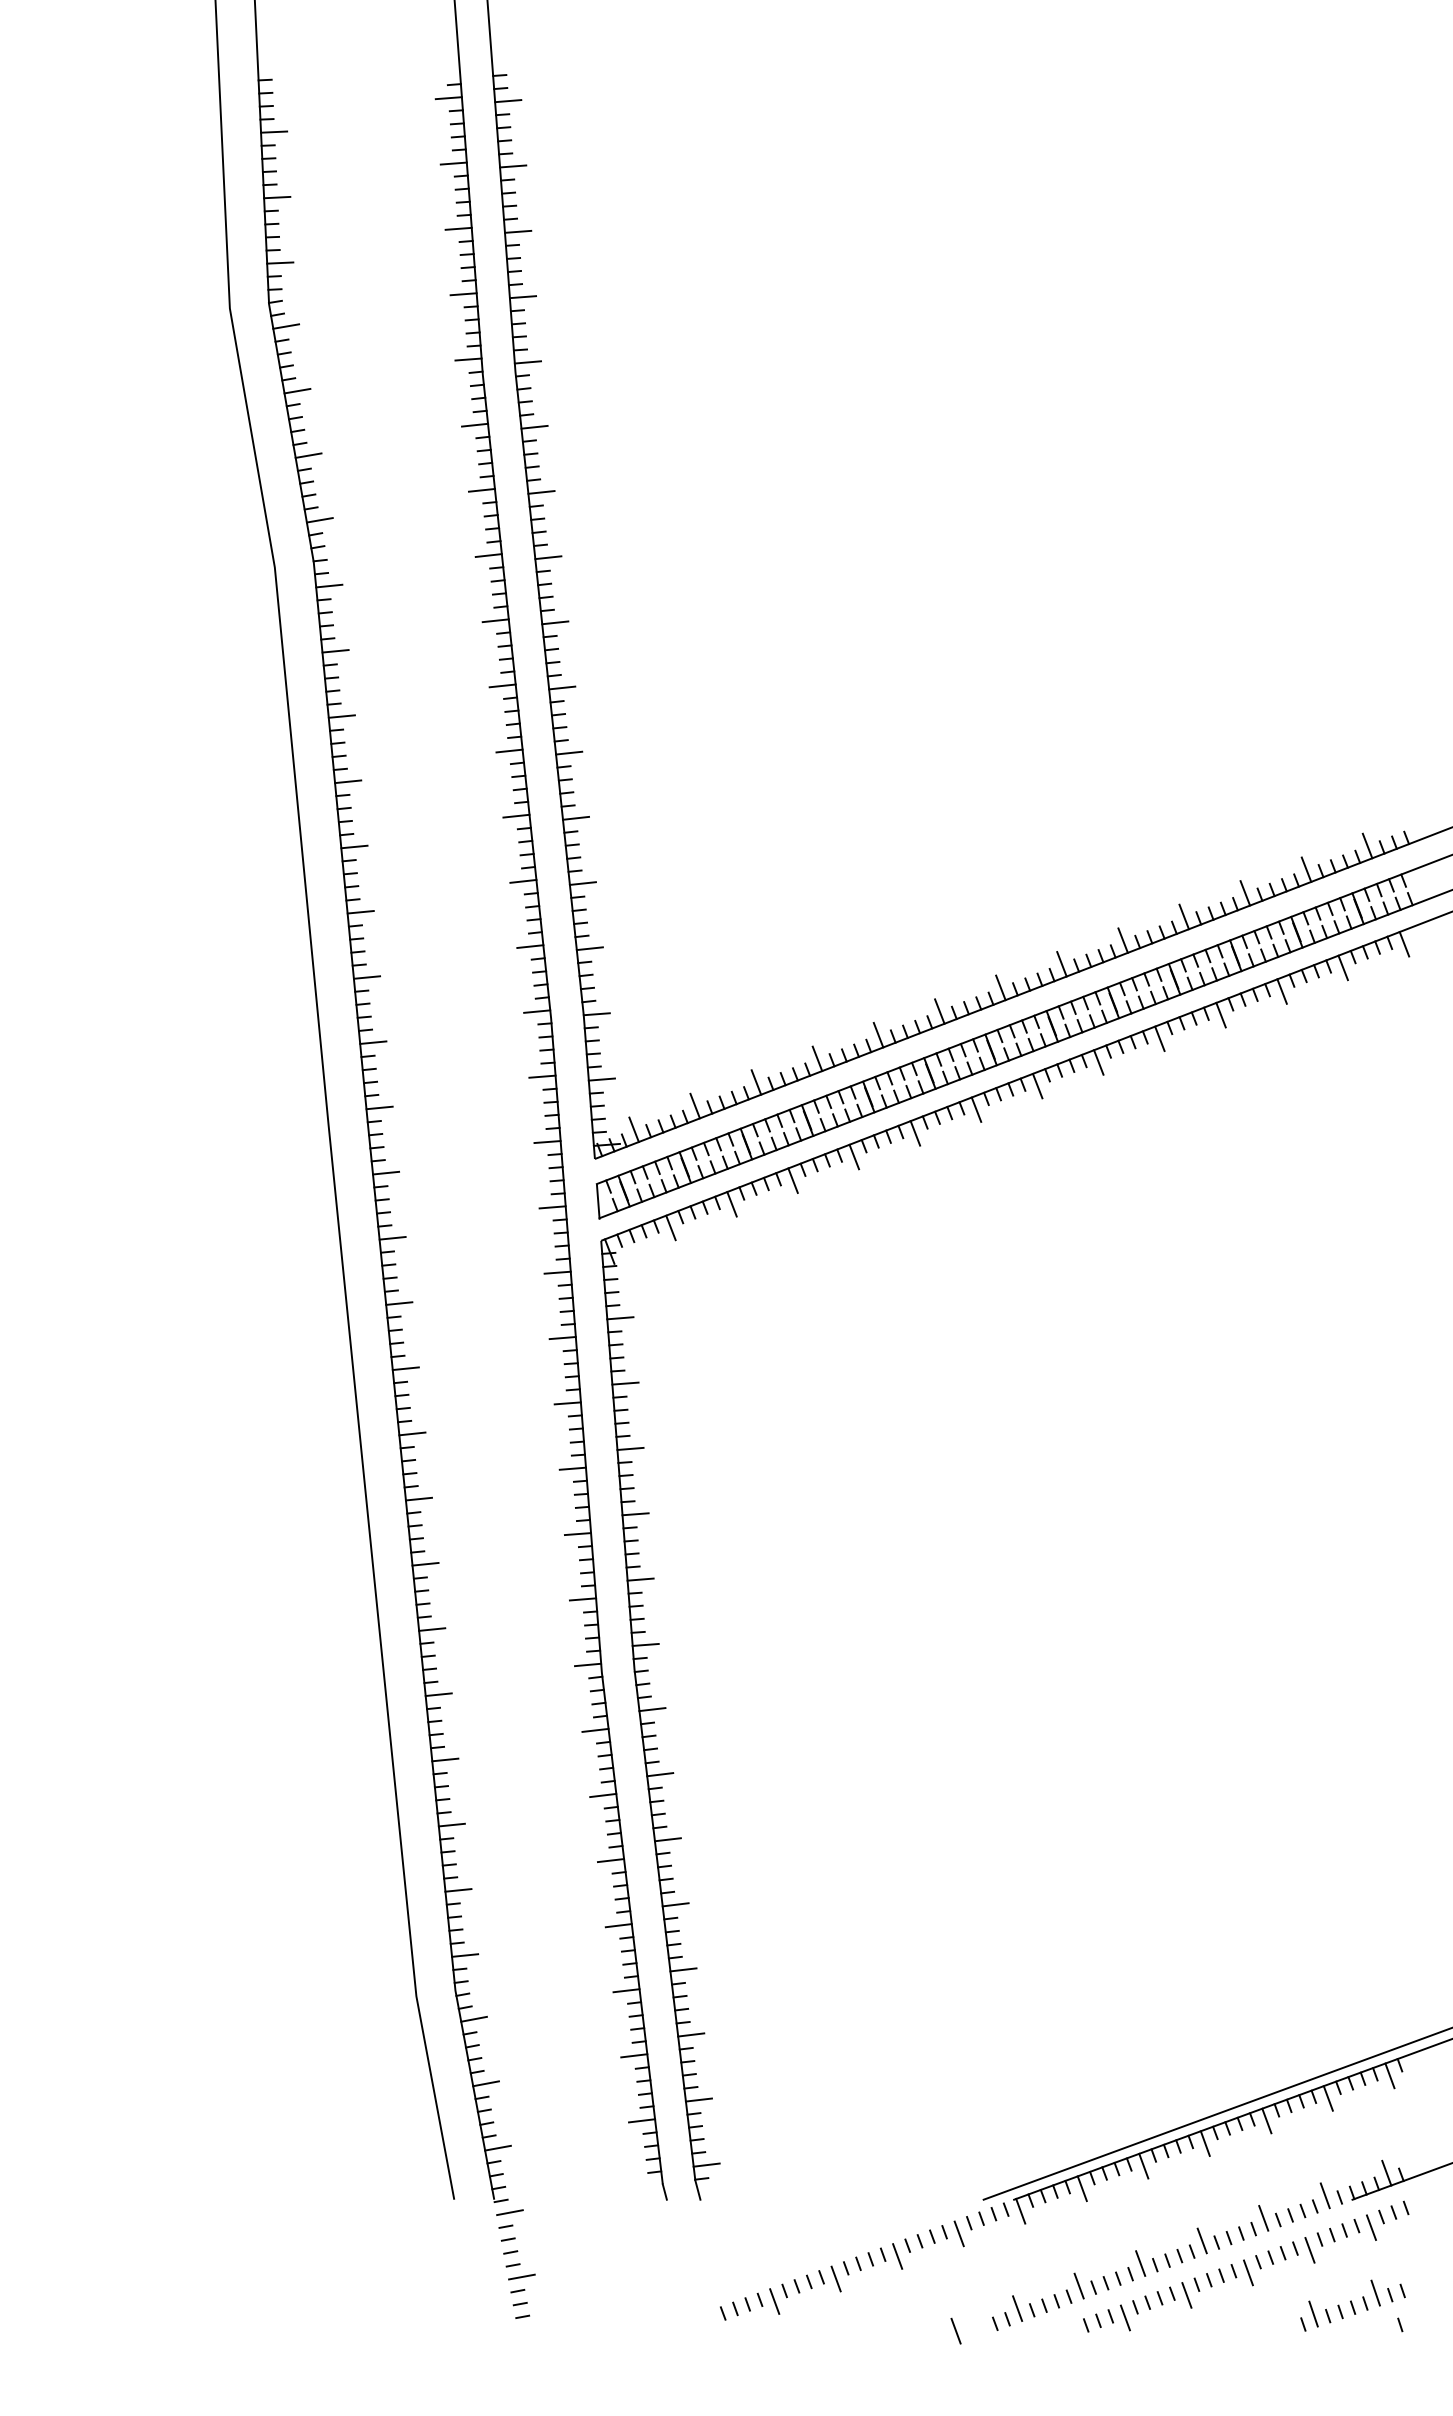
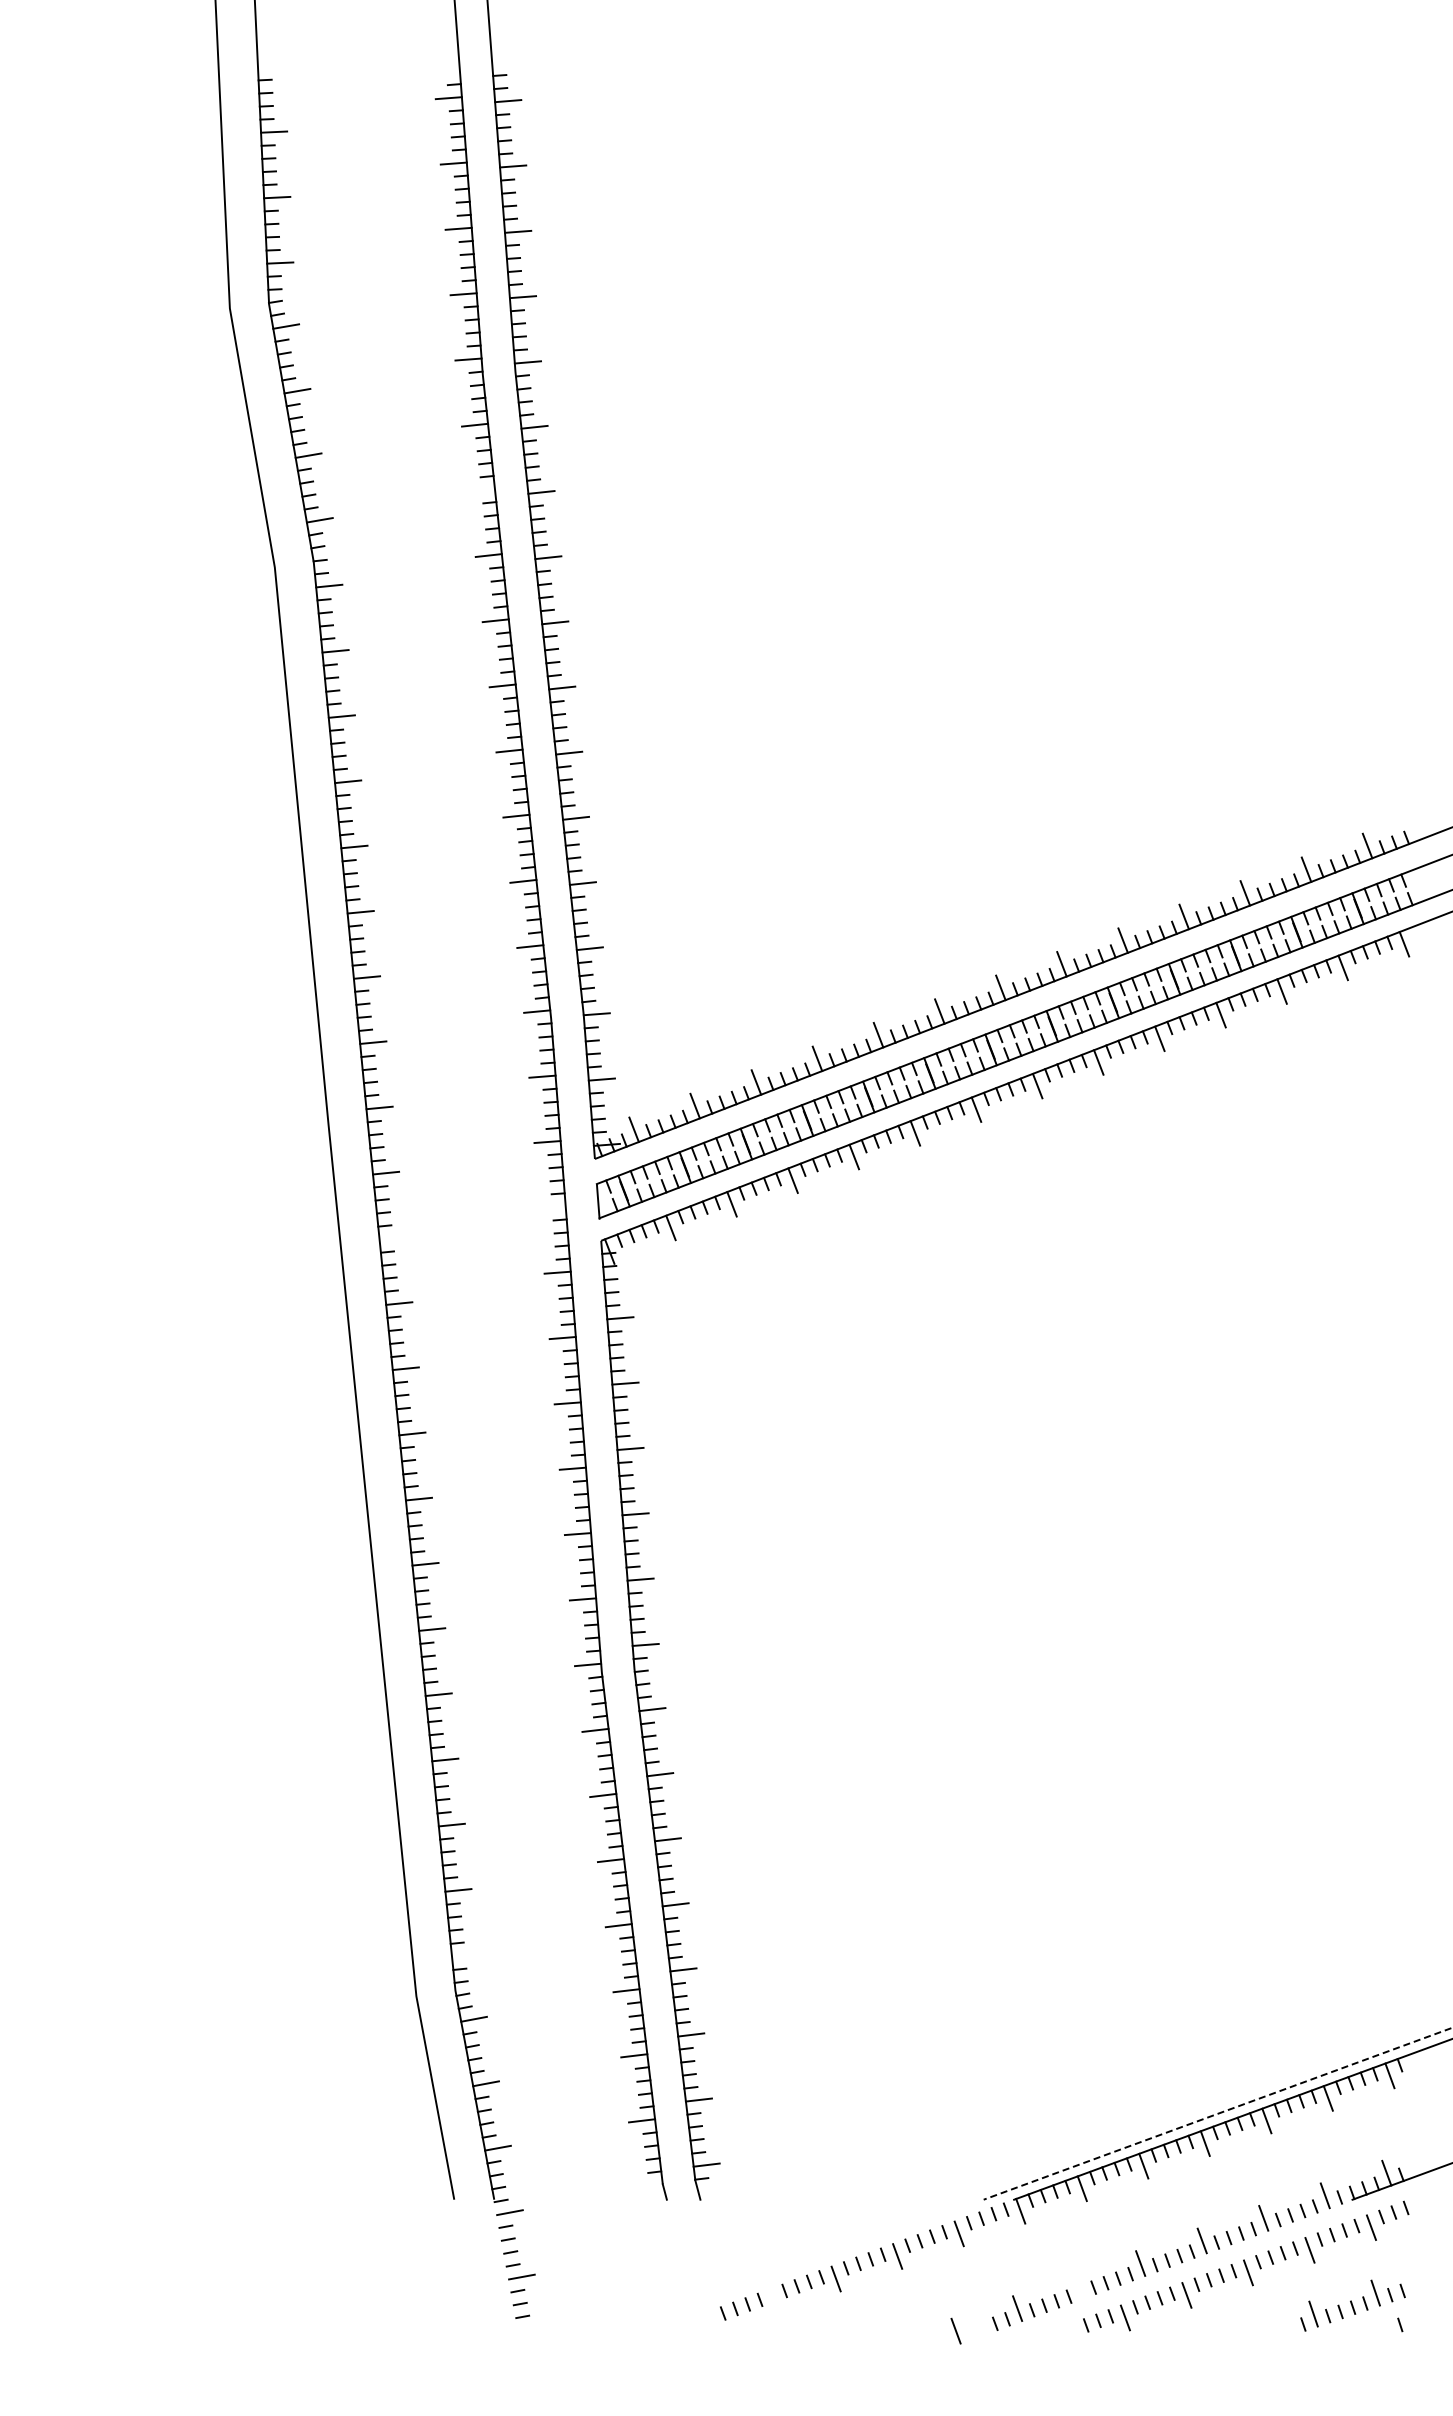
line: present -> none (481, 489)
line: present -> none (552, 1207)
line: present -> none (392, 1238)
line: present -> none (465, 1955)
line: solid -> dashed (1218, 2113)
line: present -> none (1078, 2285)
line: present -> none (774, 2301)
